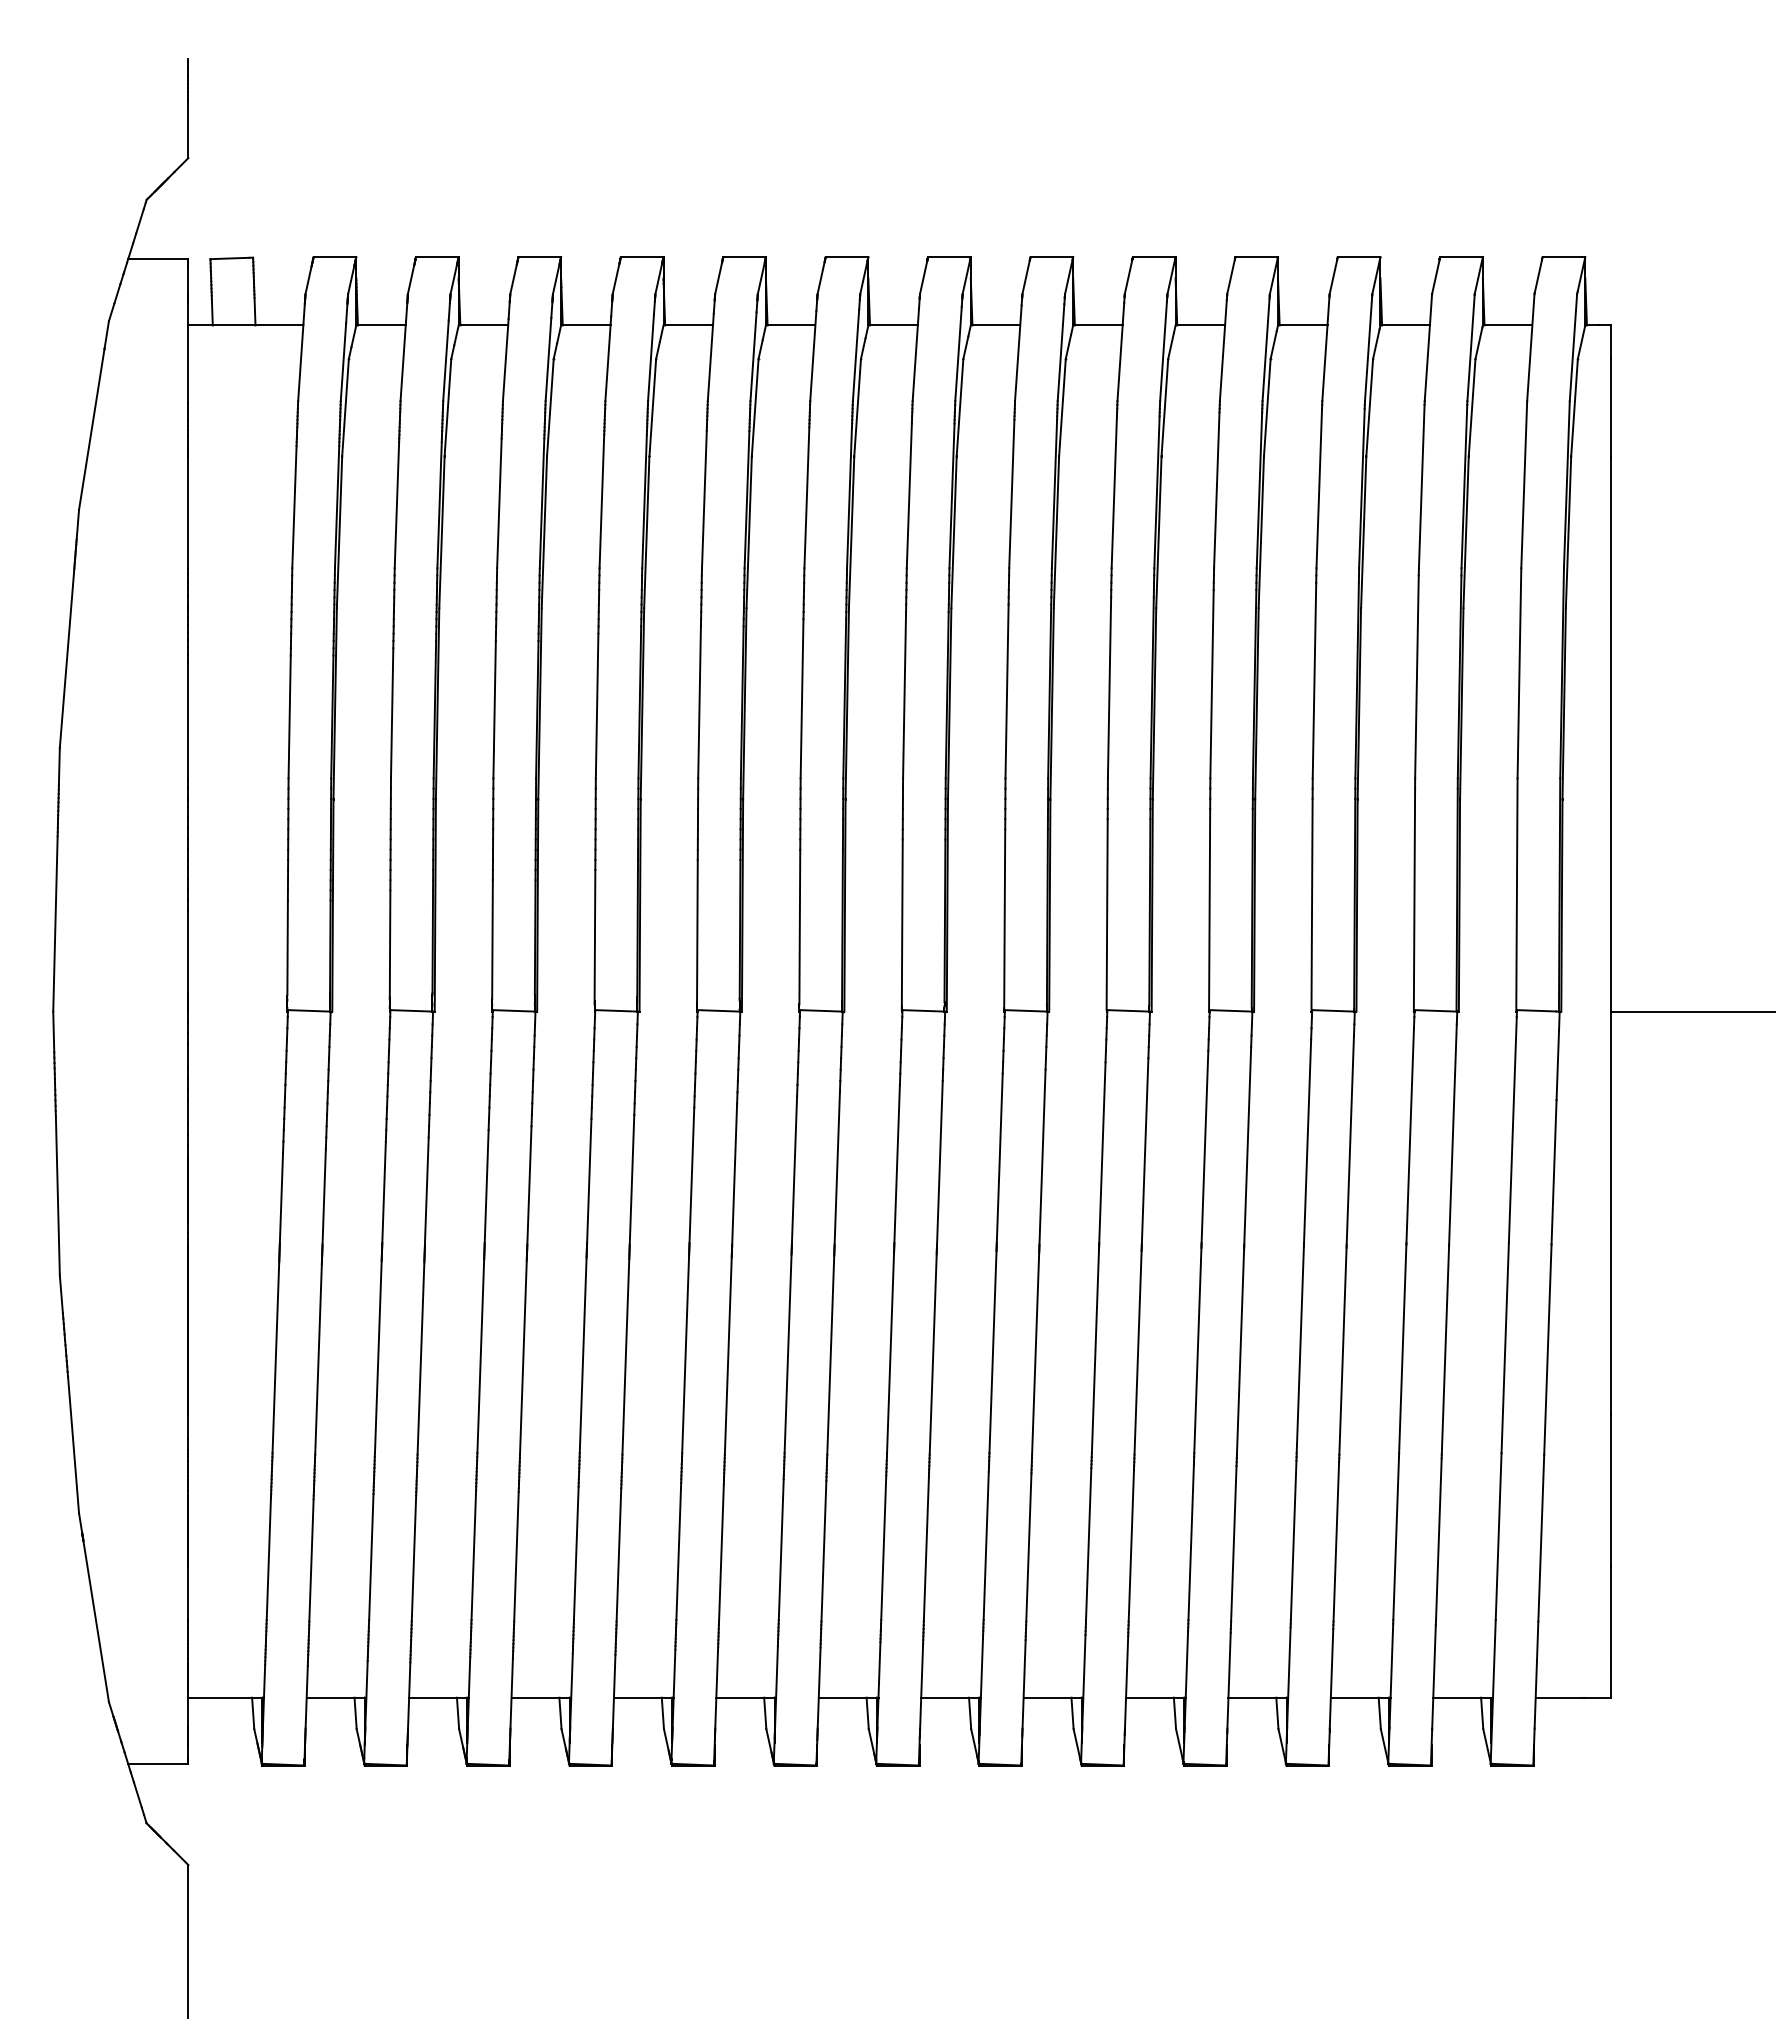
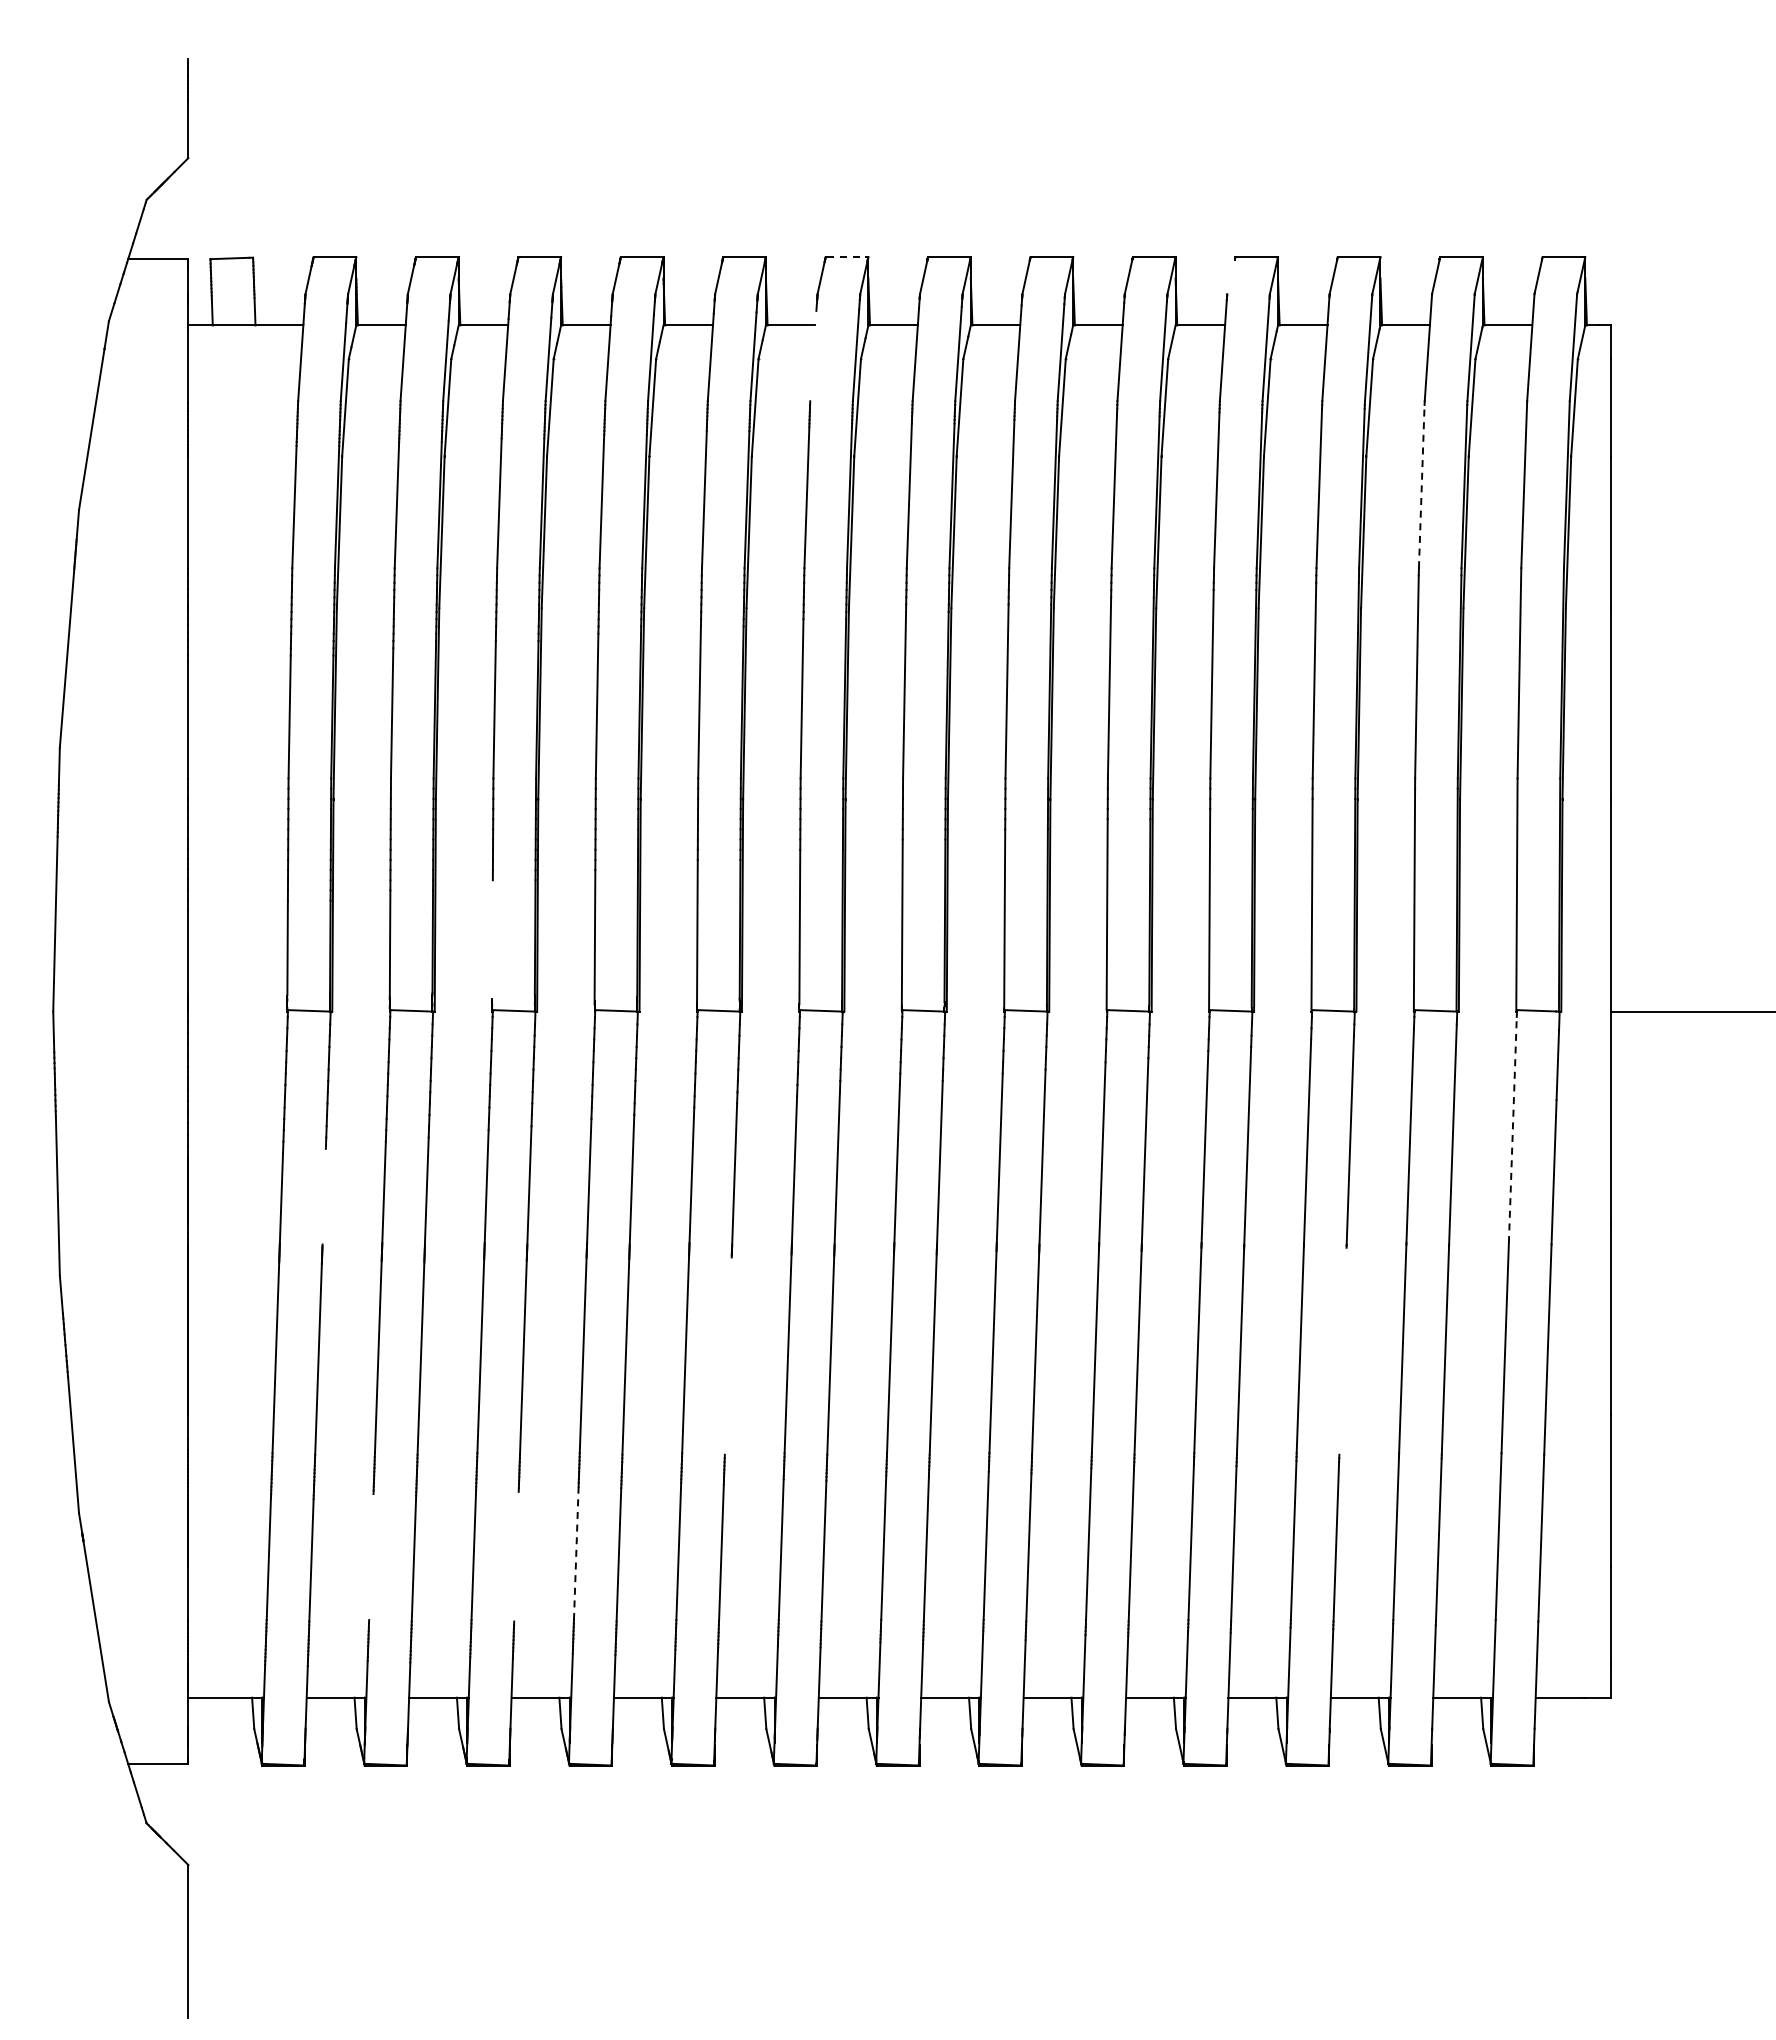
line: solid -> dashed (847, 257)
line: present -> none (1231, 276)
line: present -> none (813, 355)
line: solid -> dashed (1421, 486)
line: present -> none (492, 939)
line: solid -> dashed (1512, 1129)
line: present -> none (323, 1196)
line: present -> none (1342, 1350)
line: present -> none (727, 1355)
line: solid -> dashed (576, 1553)
line: present -> none (516, 1556)
line: present -> none (371, 1557)
